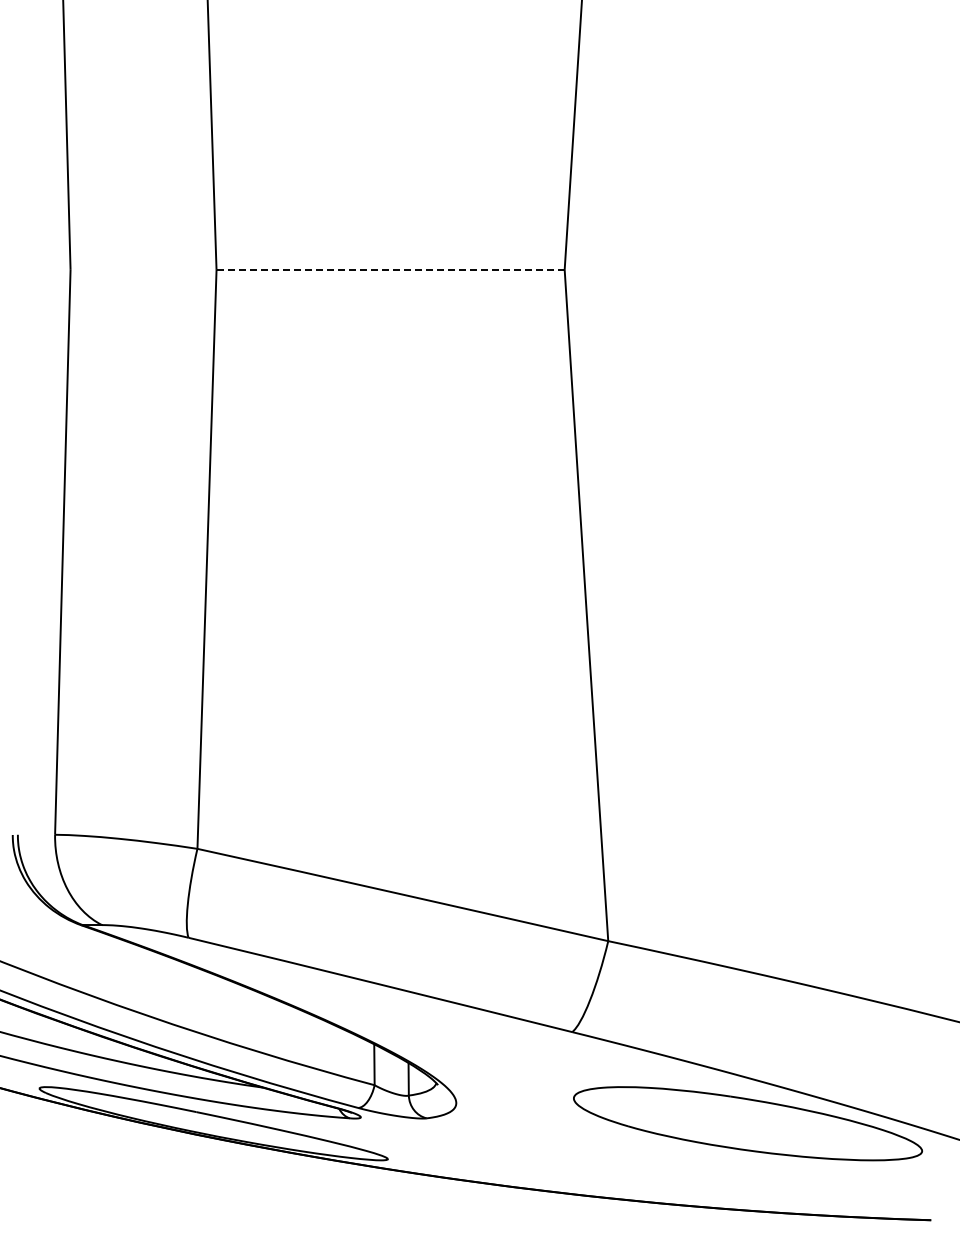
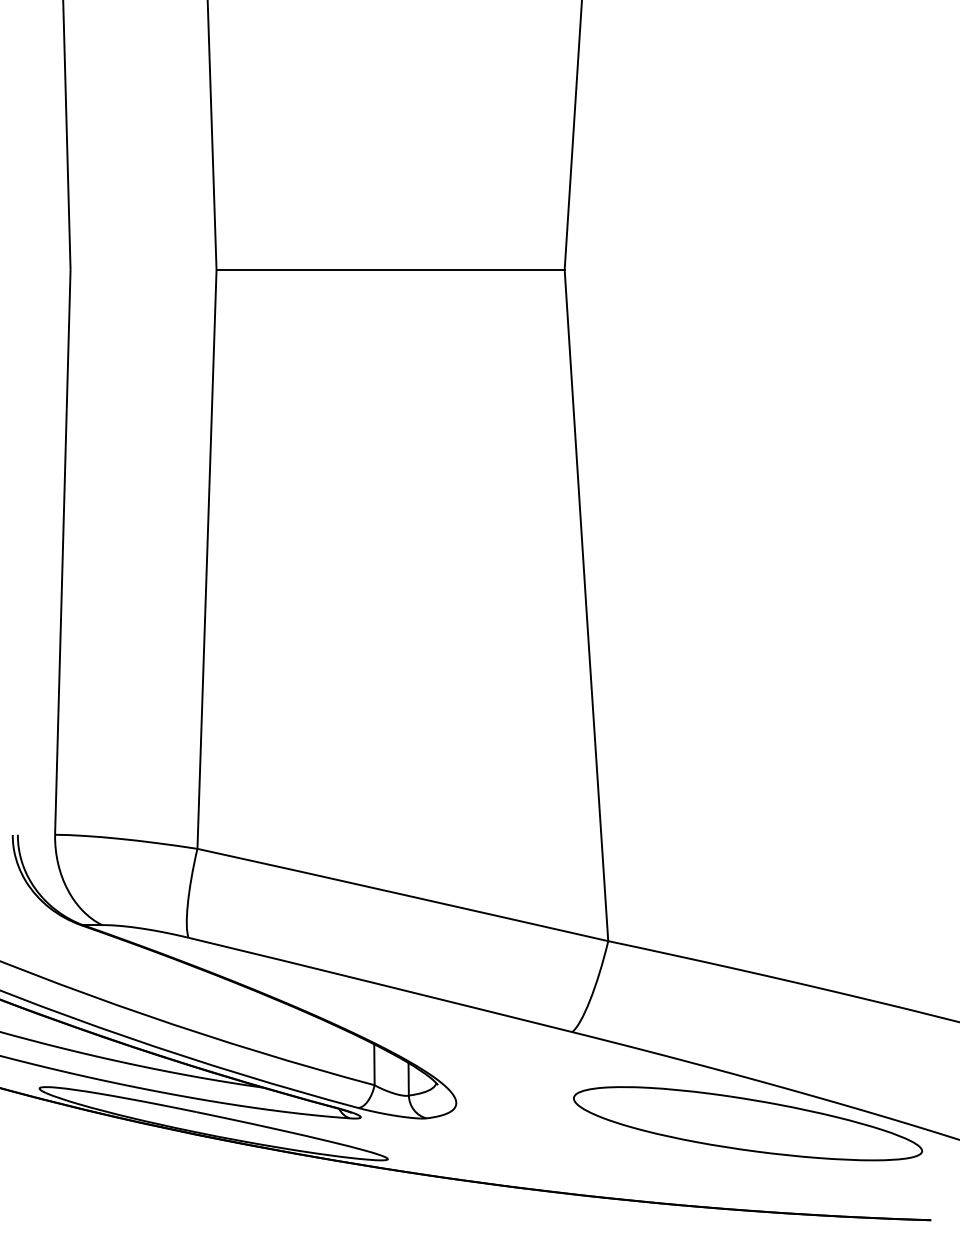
line: dashed -> solid (391, 269)
